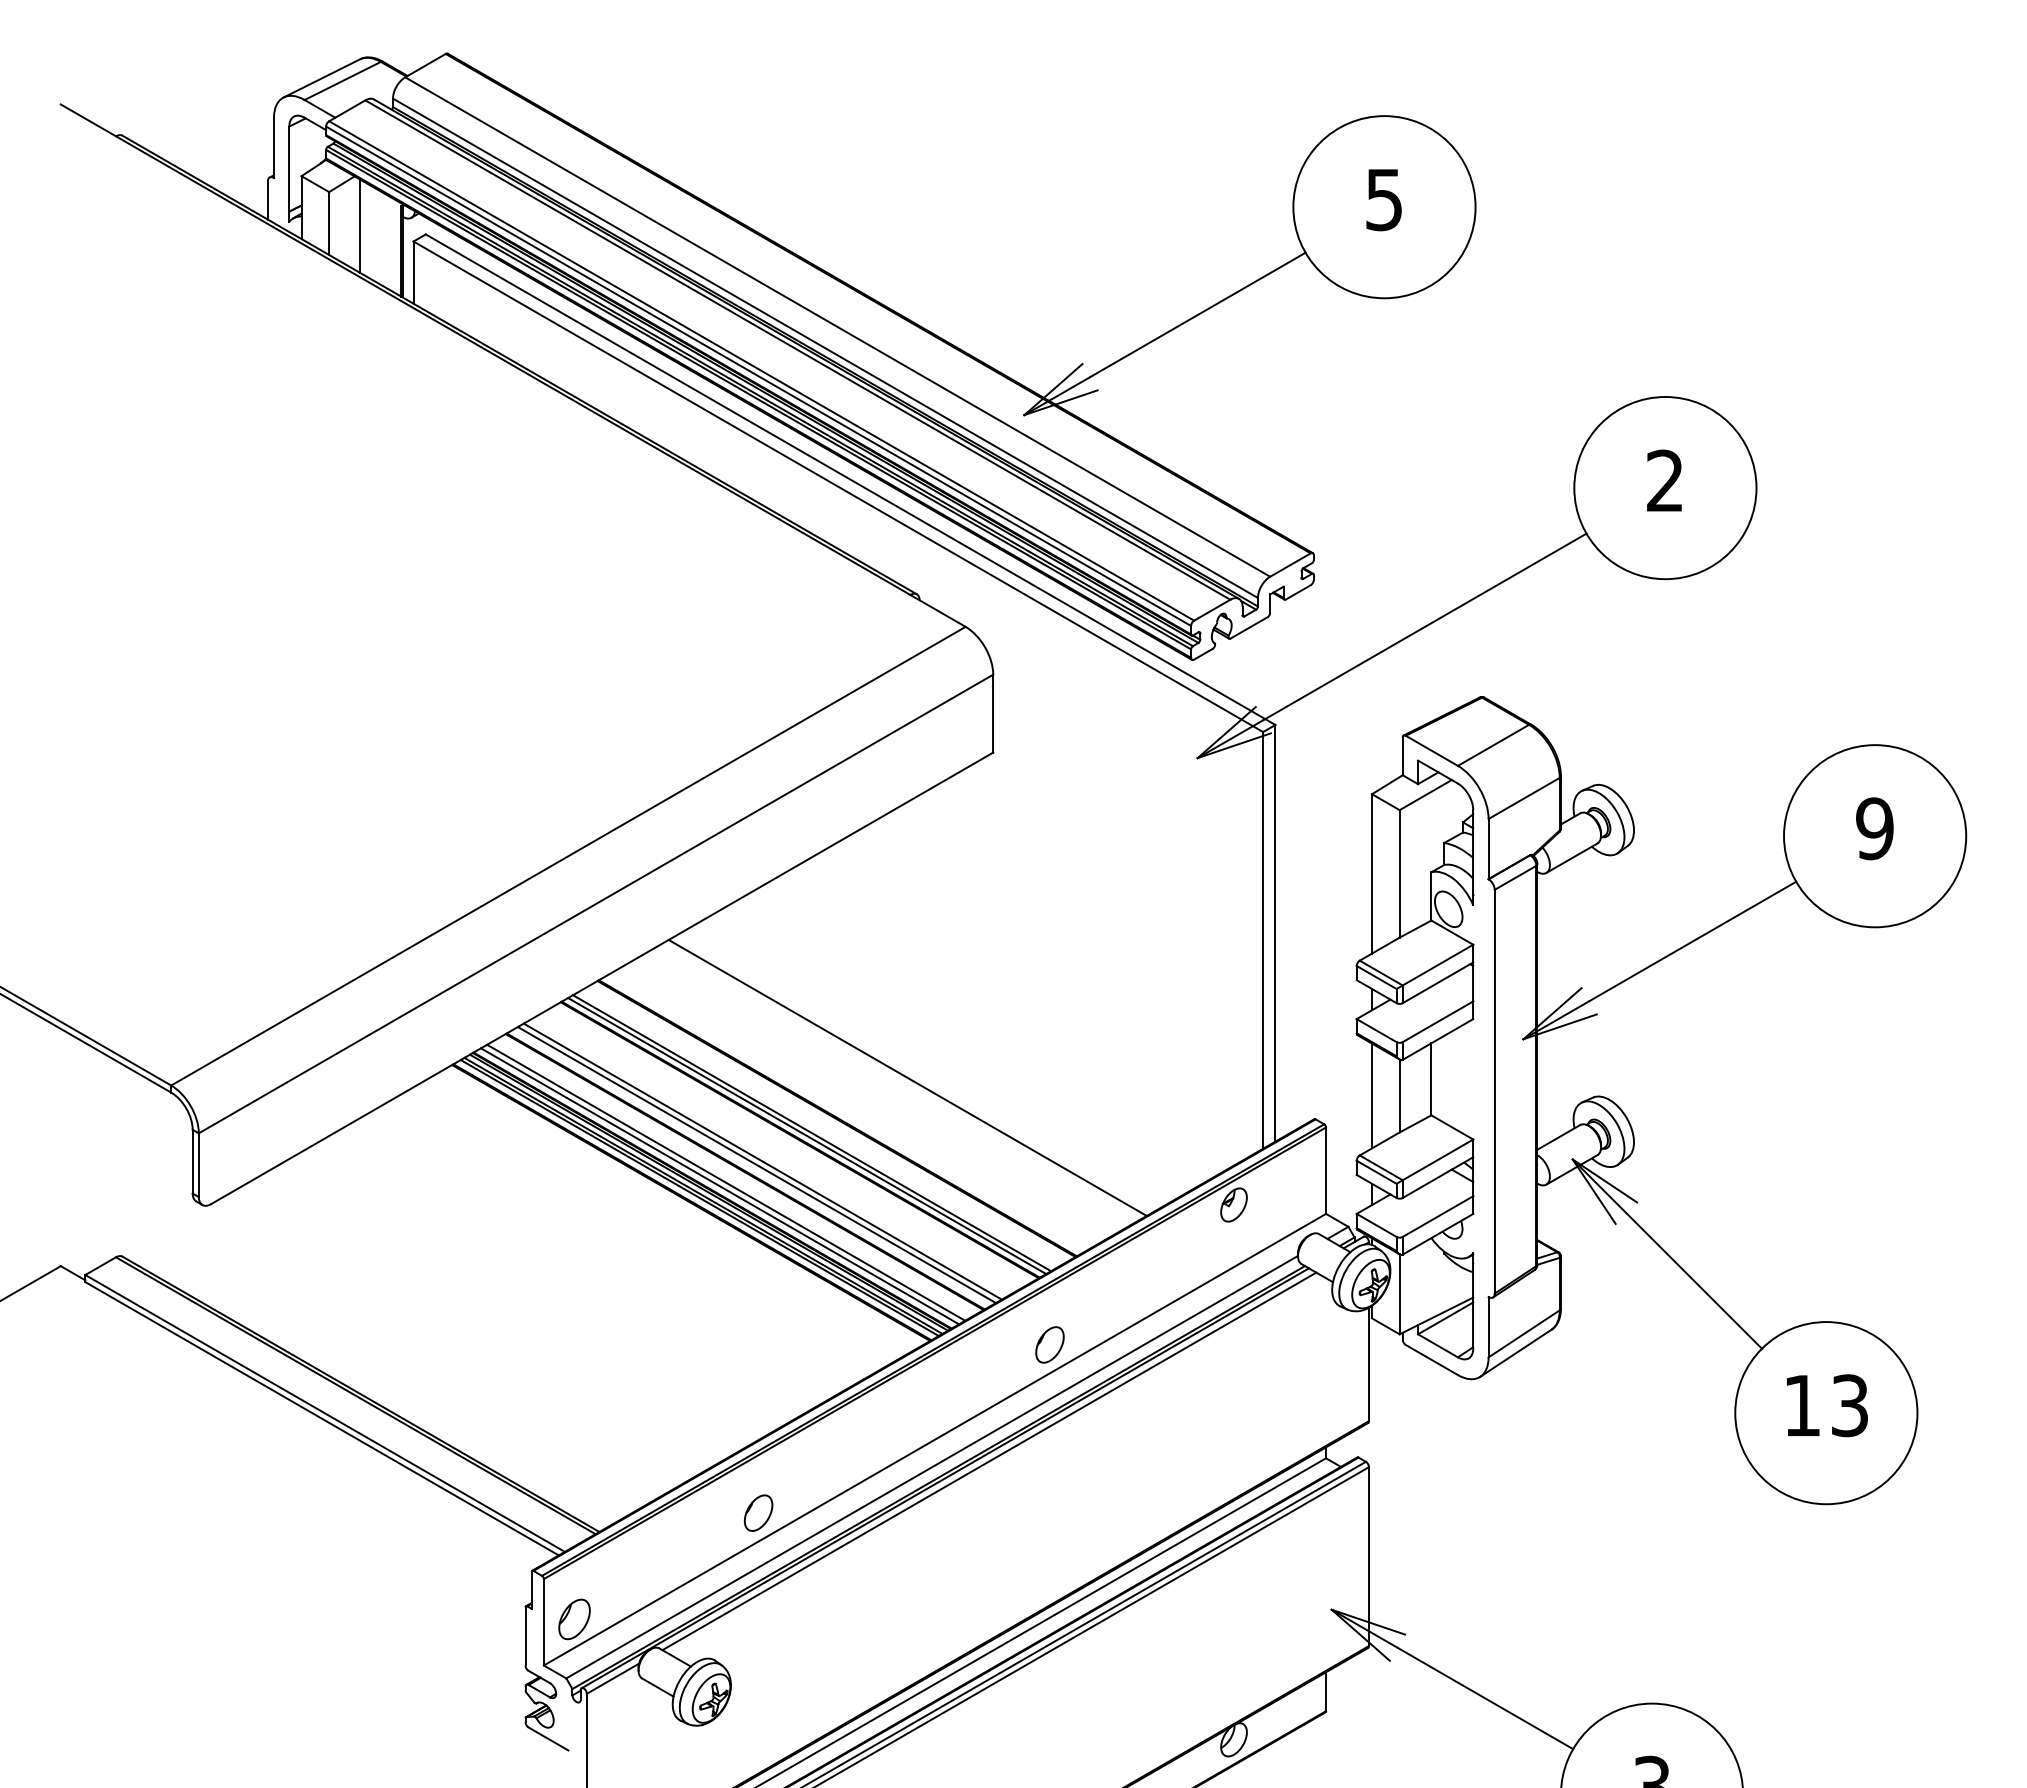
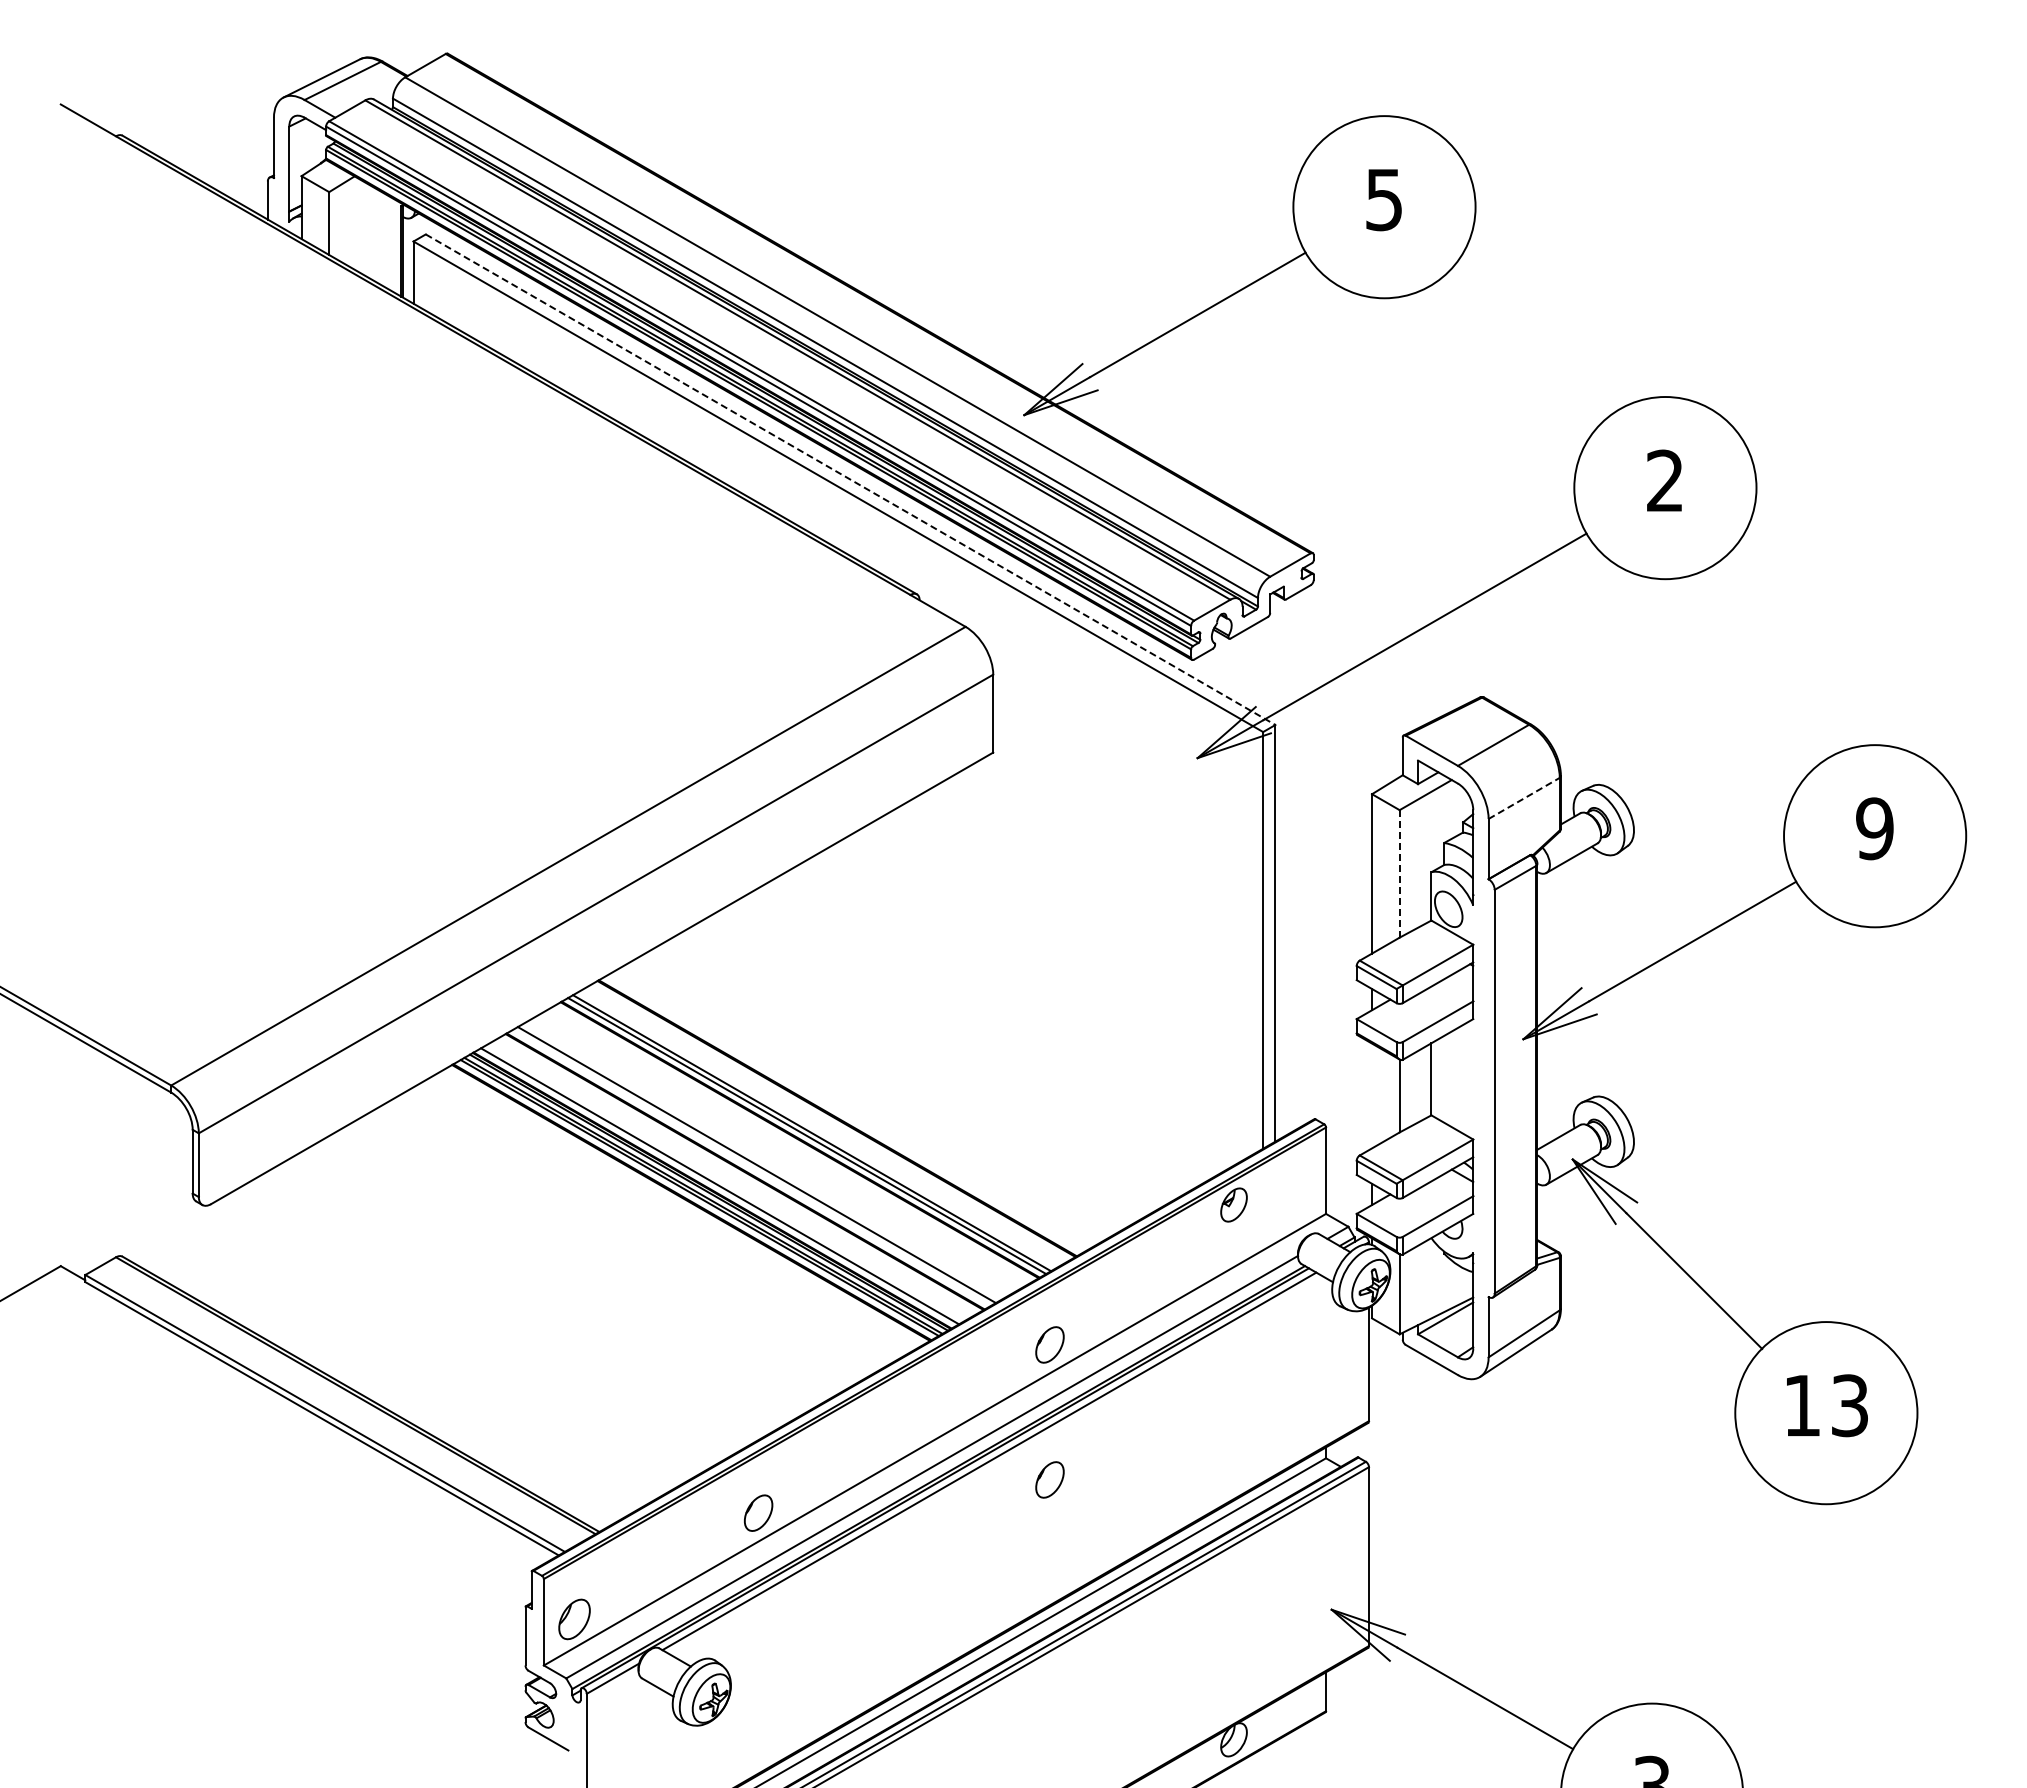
line: present -> none (359, 225)
line: solid -> dashed (850, 479)
line: solid -> dashed (1524, 798)
line: solid -> dashed (1399, 873)
line: present -> none (907, 1077)
line: present -> none (1372, 1095)
line: present -> none (762, 1161)
line: present -> none (726, 1182)
part: none -> present (1049, 1479)
